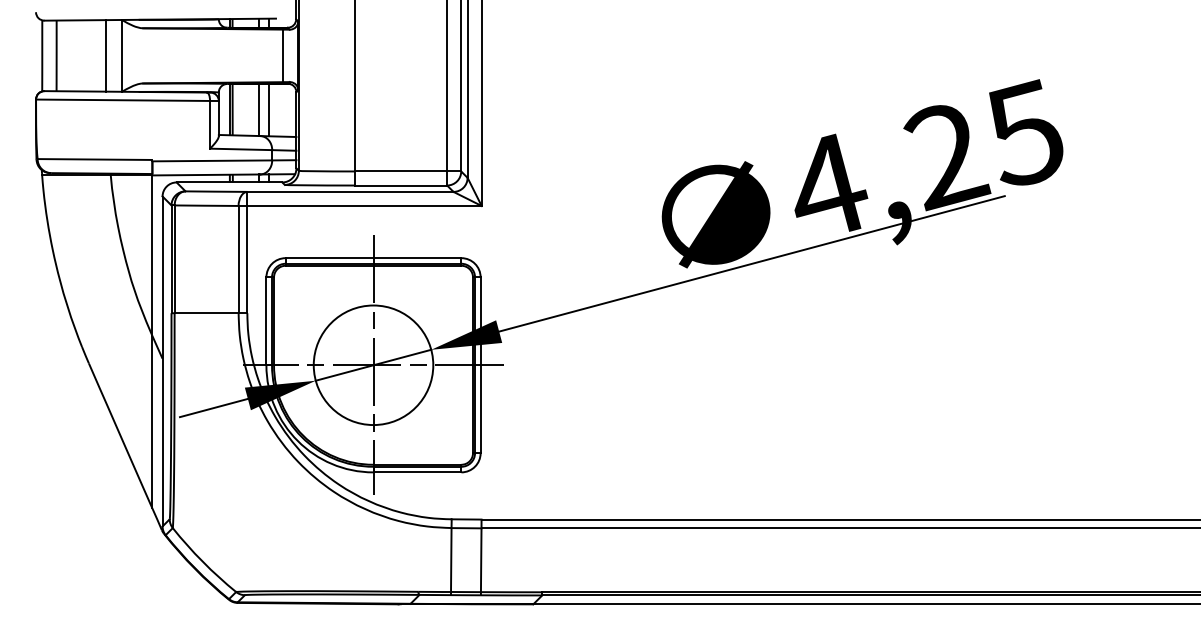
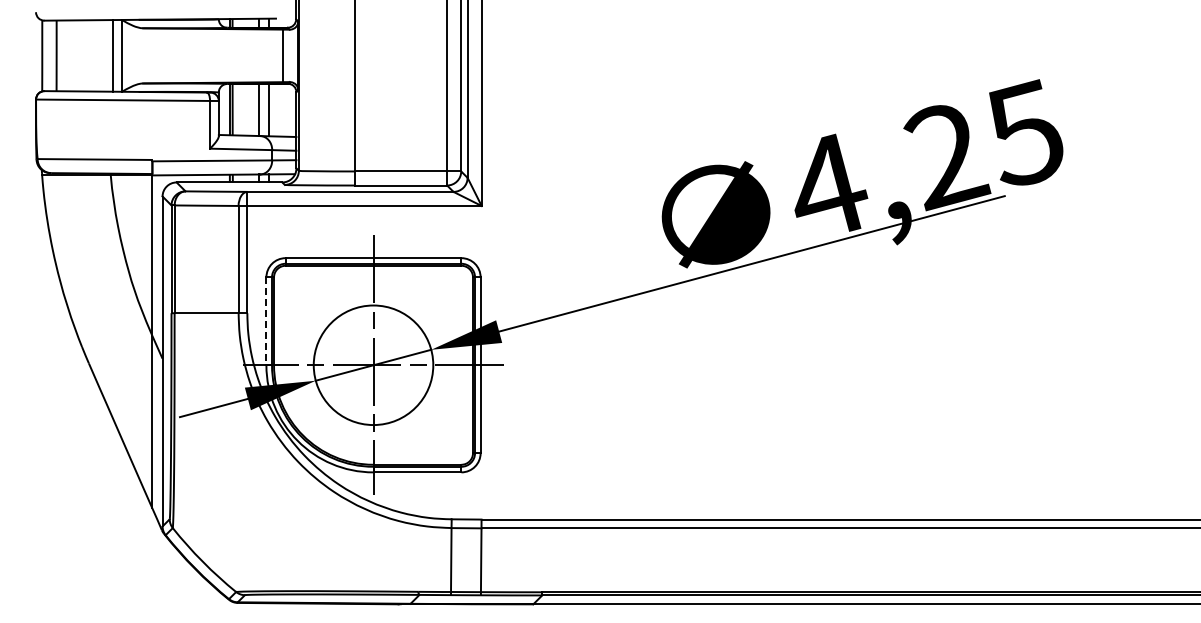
line position: (106, 55) -> (113, 55) (113, 55)
line: solid -> dashed (266, 321)
